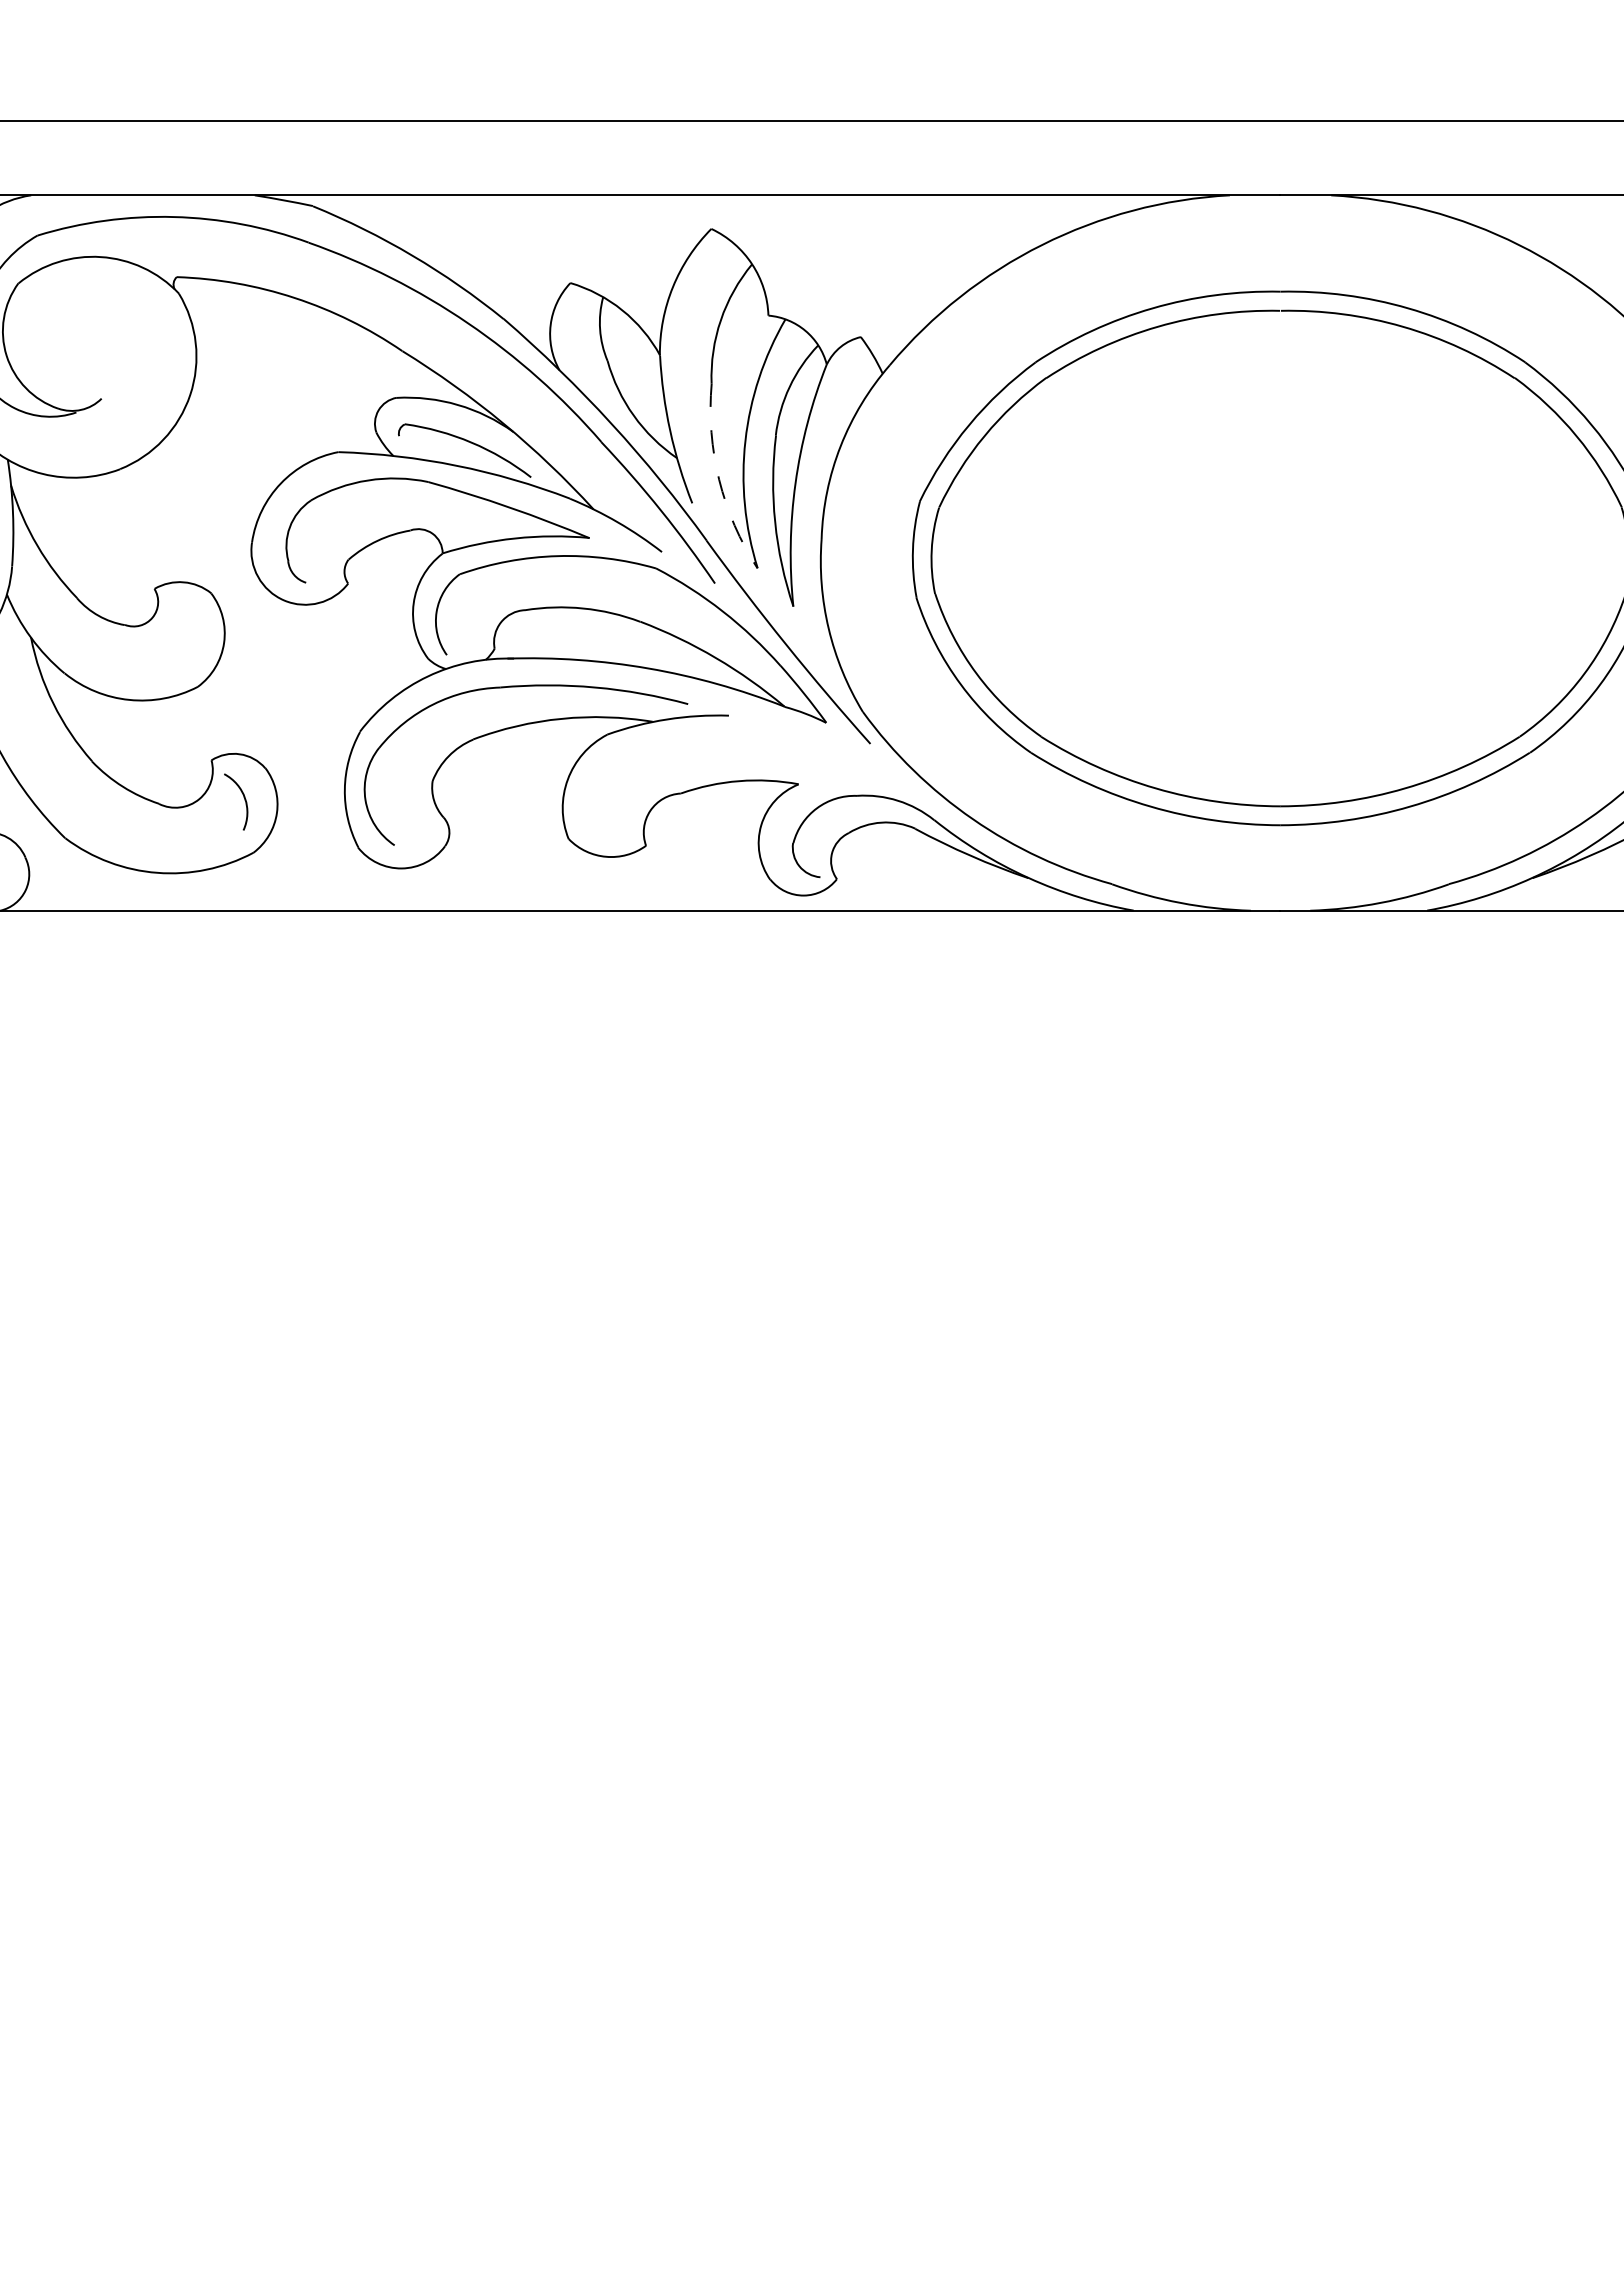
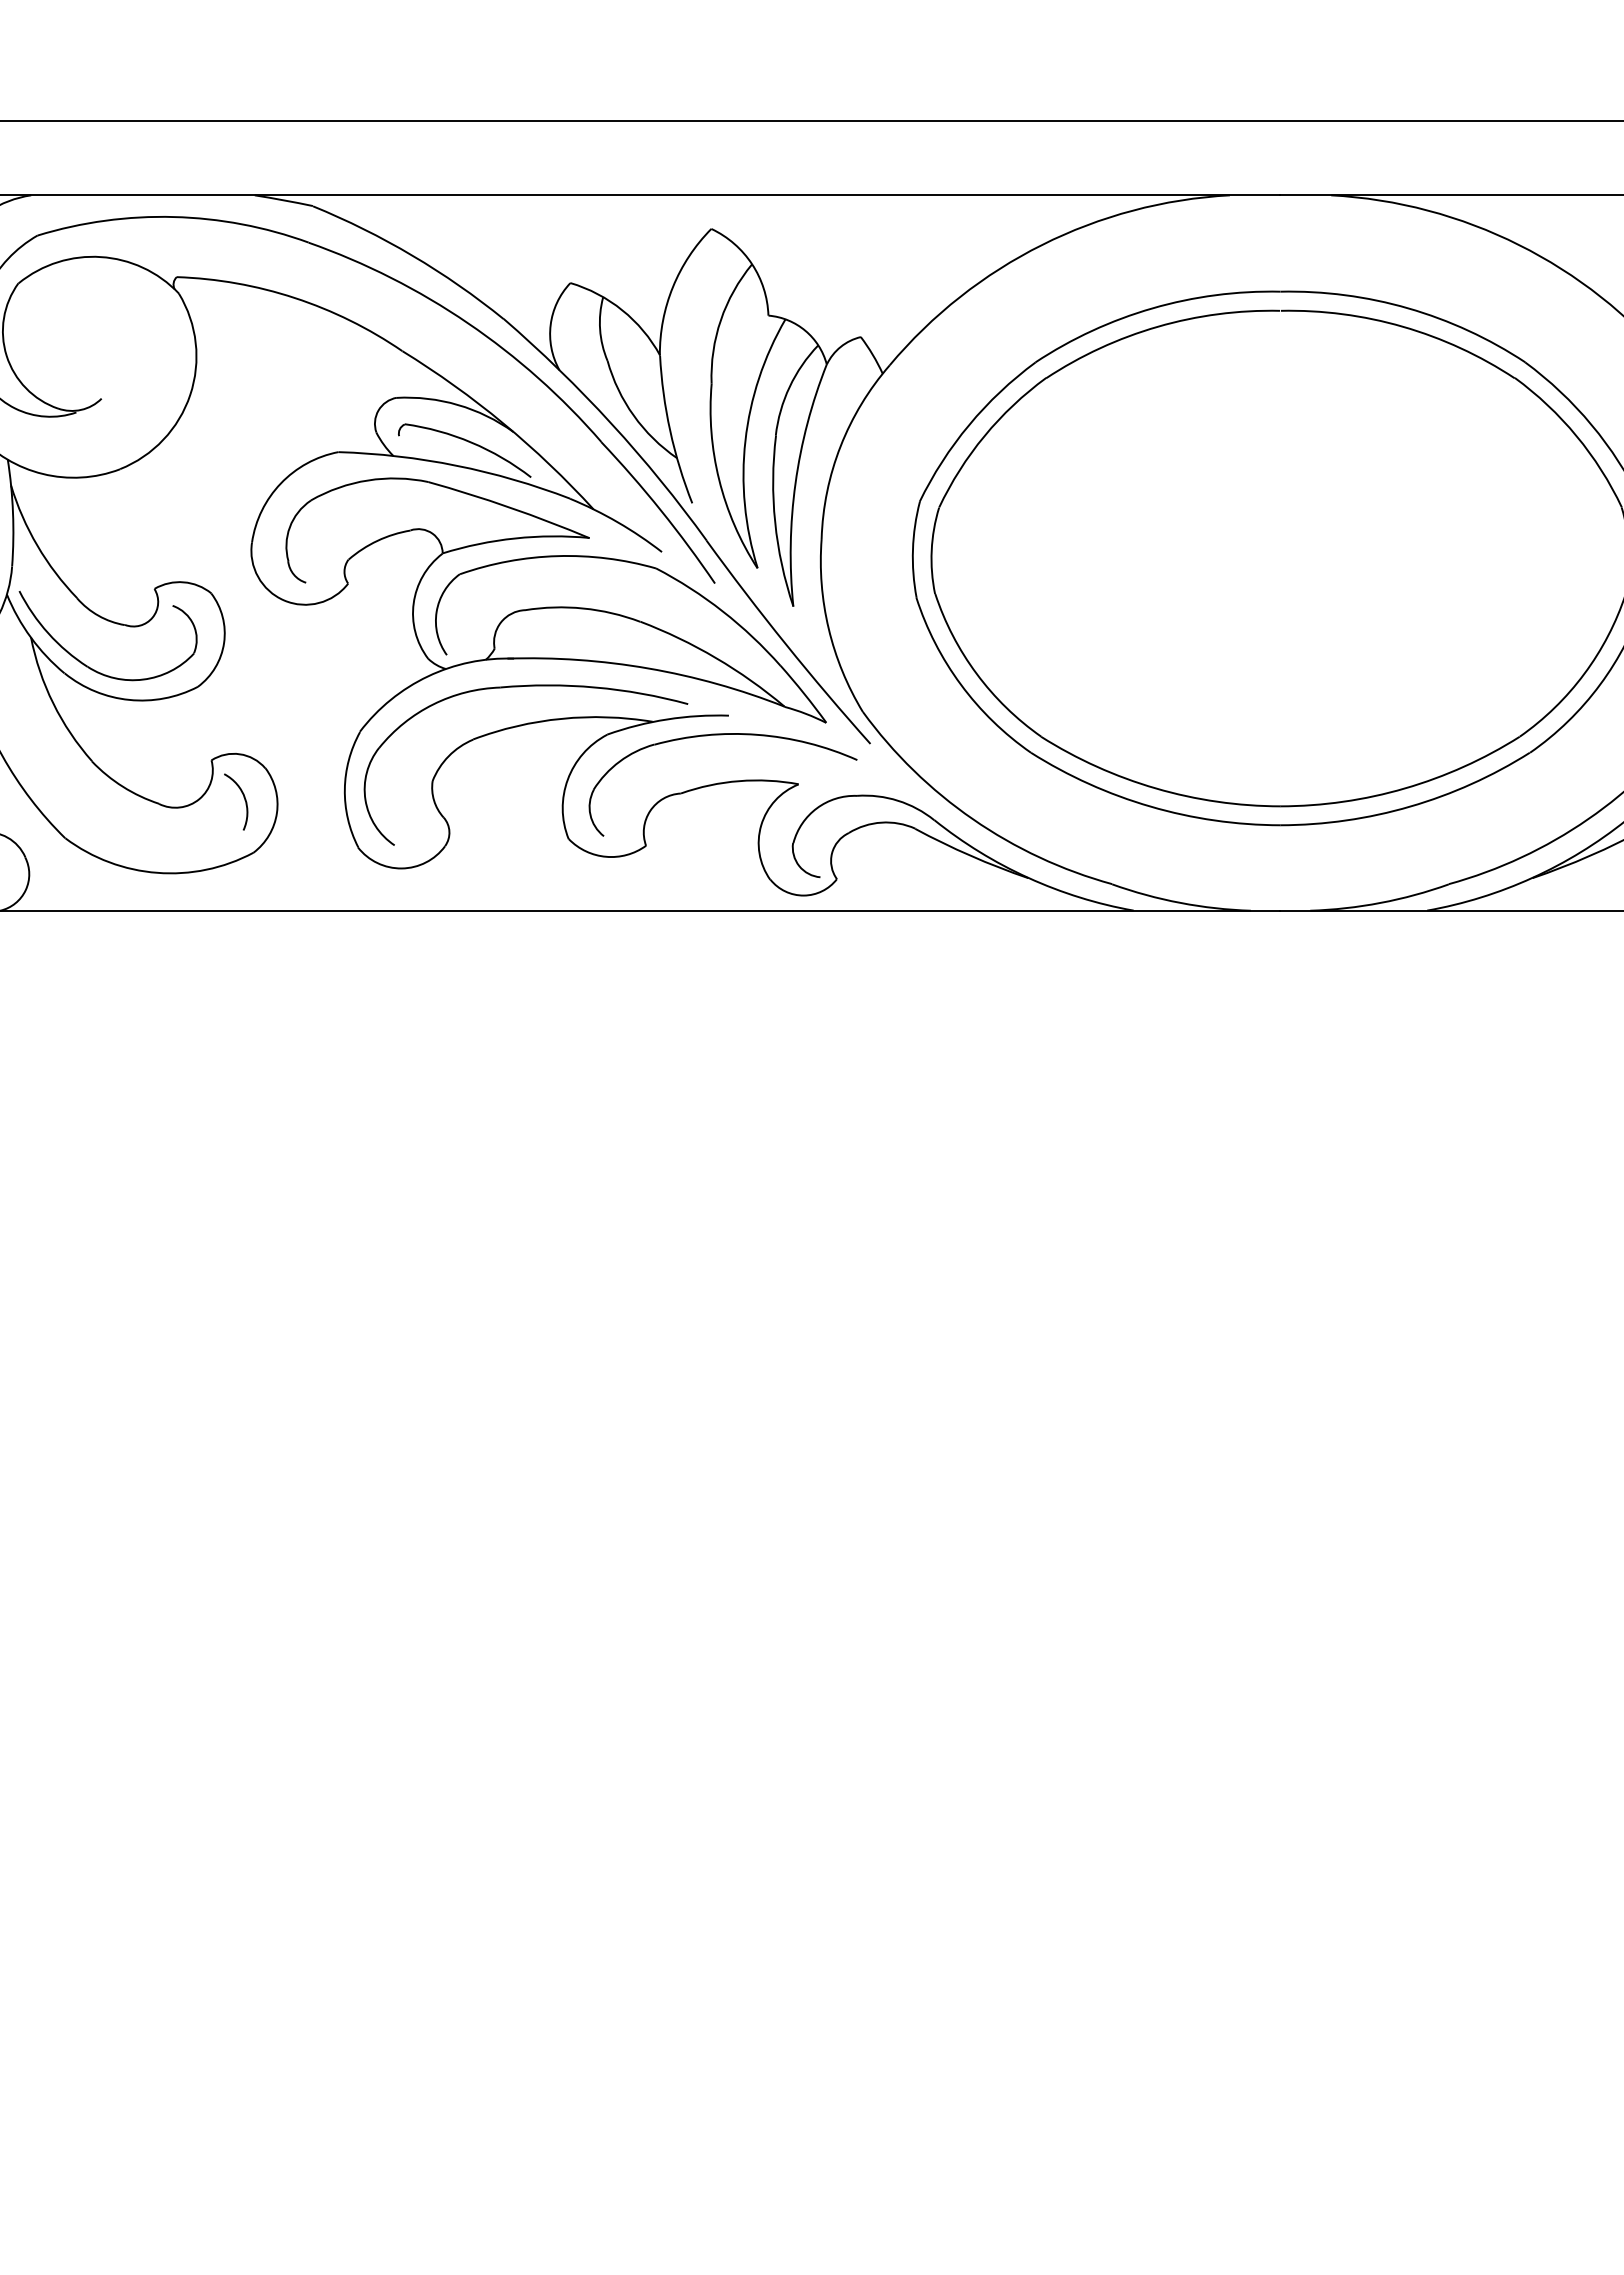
arc: dashed -> solid (719, 479)
part: none -> present (89, 666)
part: none -> present (722, 735)
